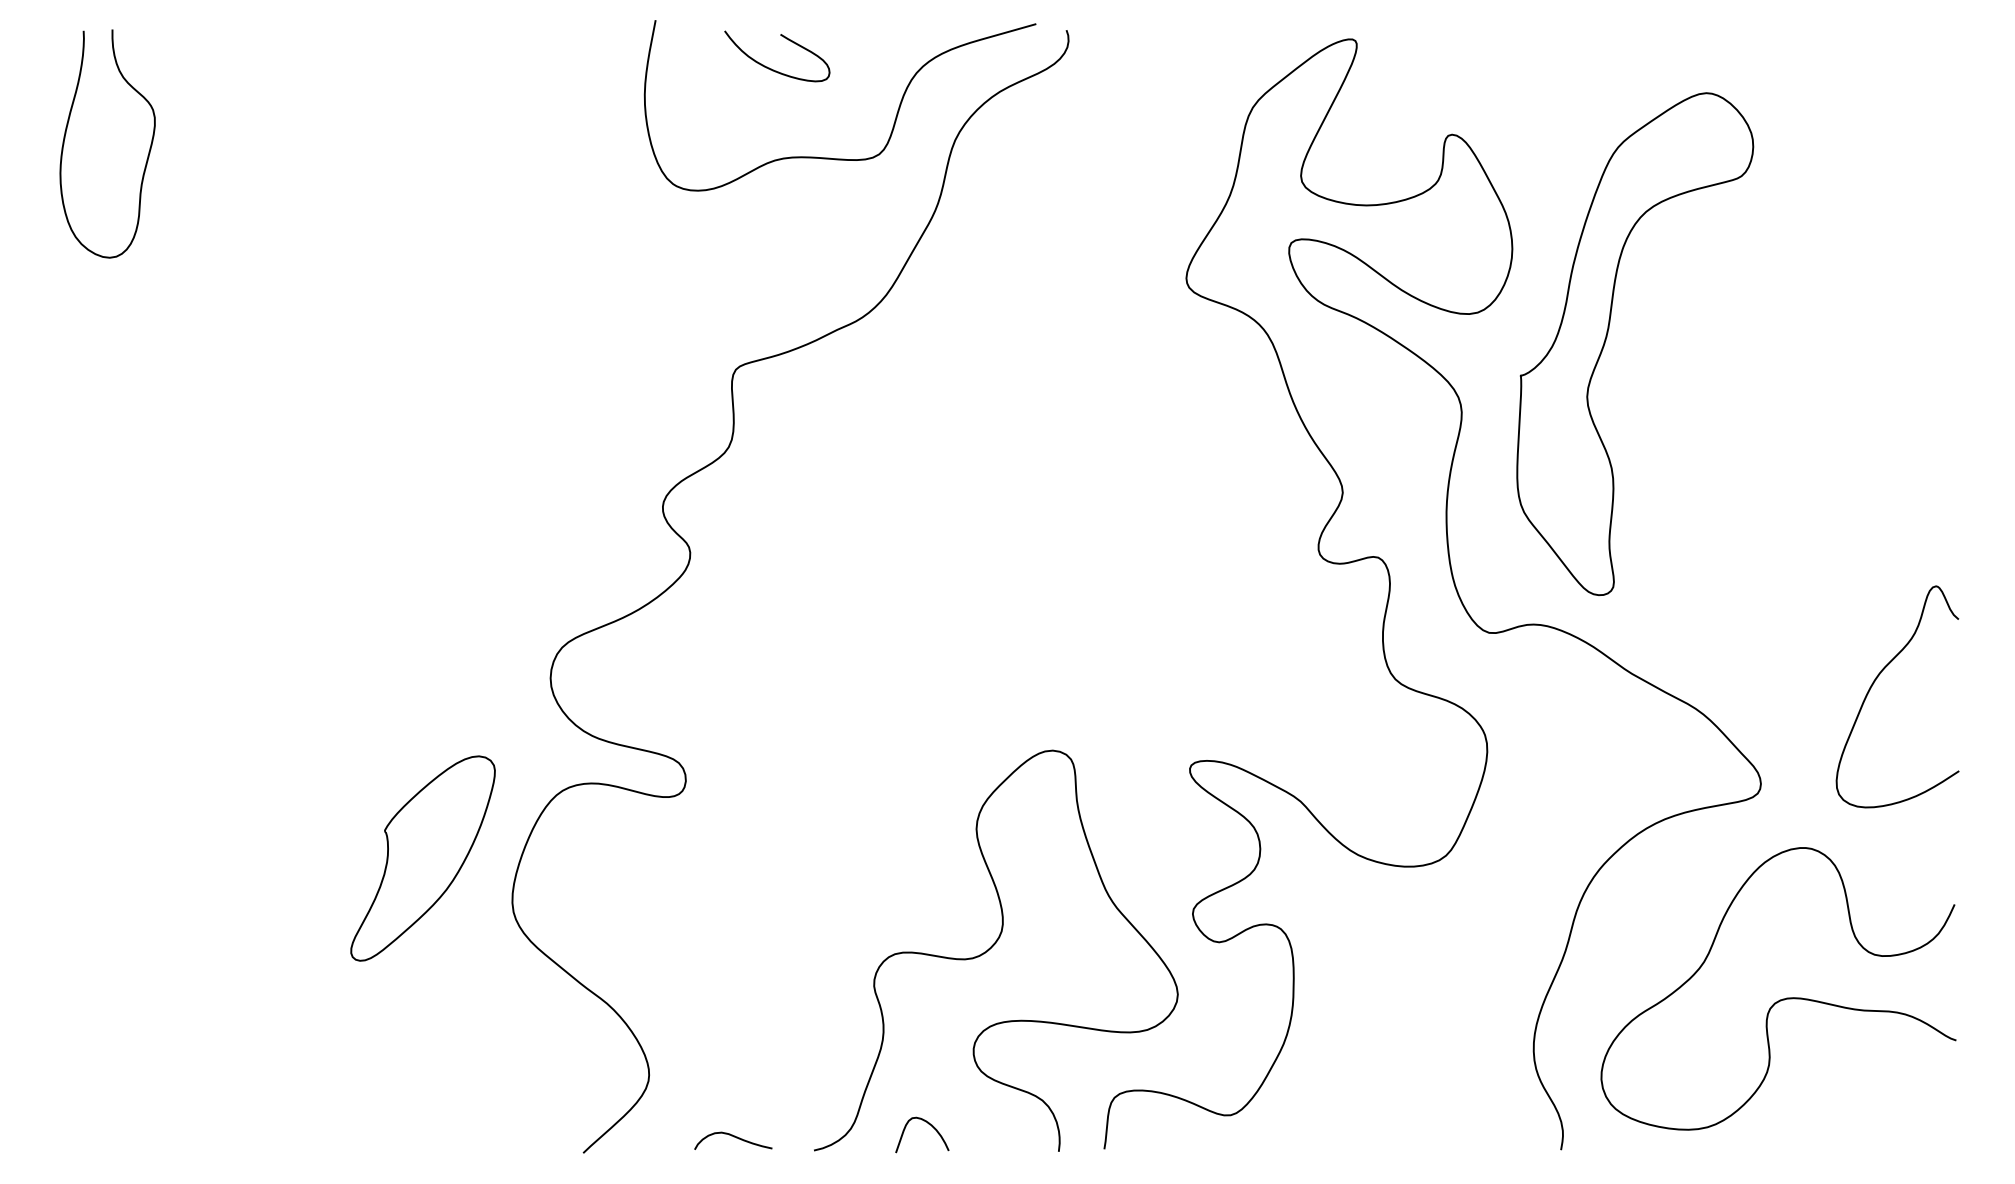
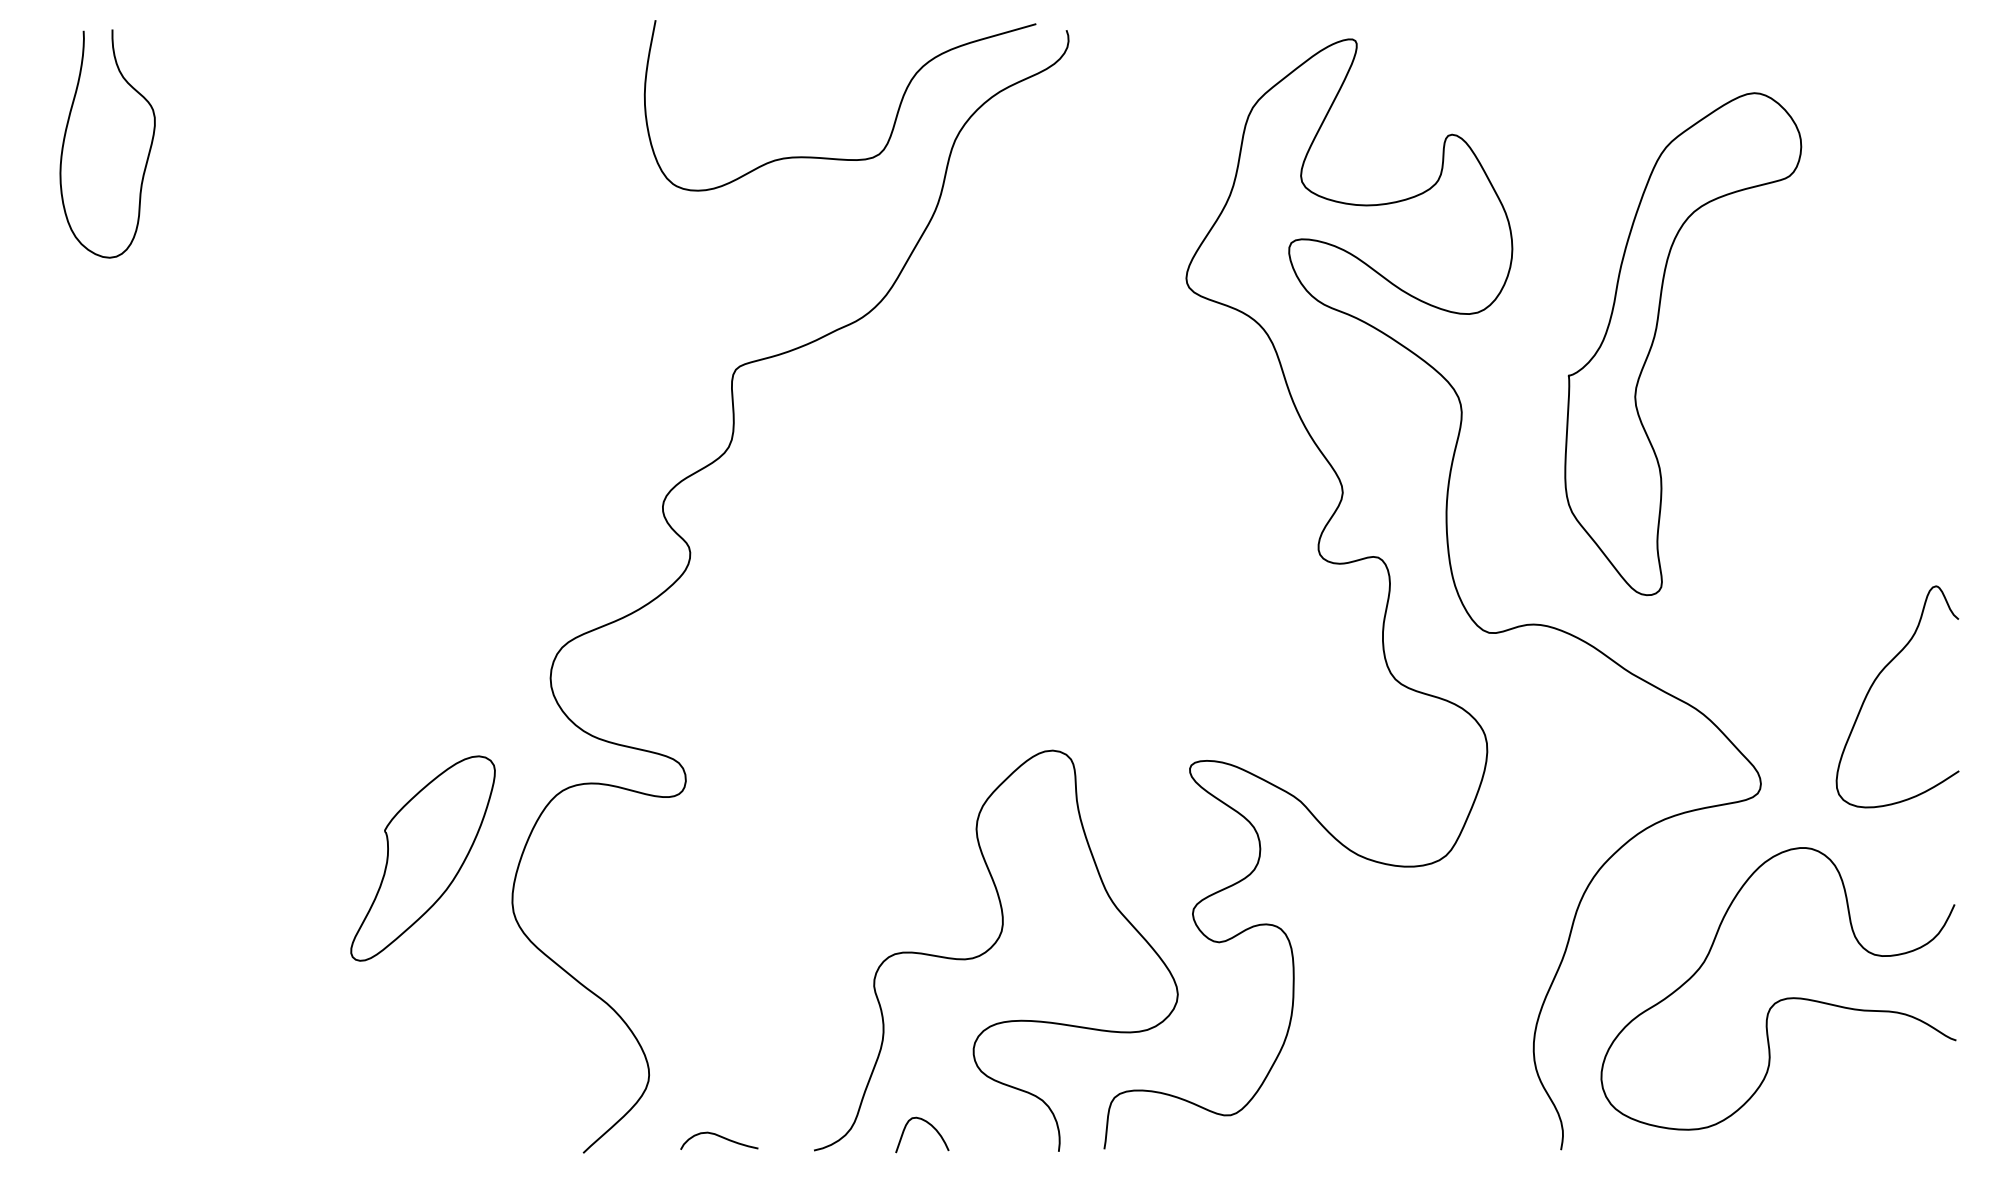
curve: present -> none (771, 68)
part position: (1607, 337) -> (1655, 337) (1655, 337)
curve position: (733, 1137) -> (719, 1137) (719, 1137)
